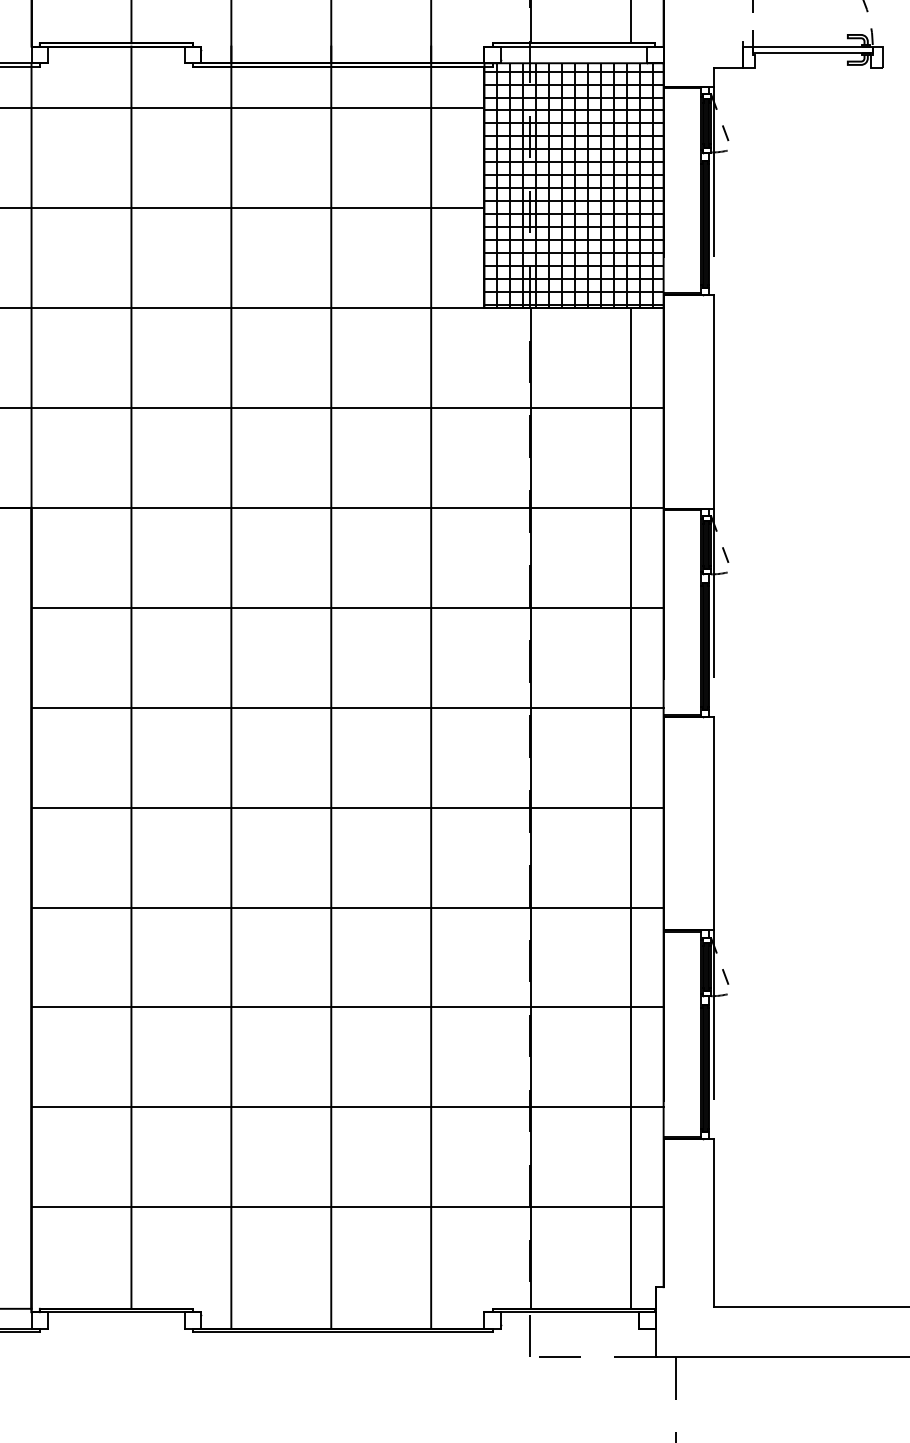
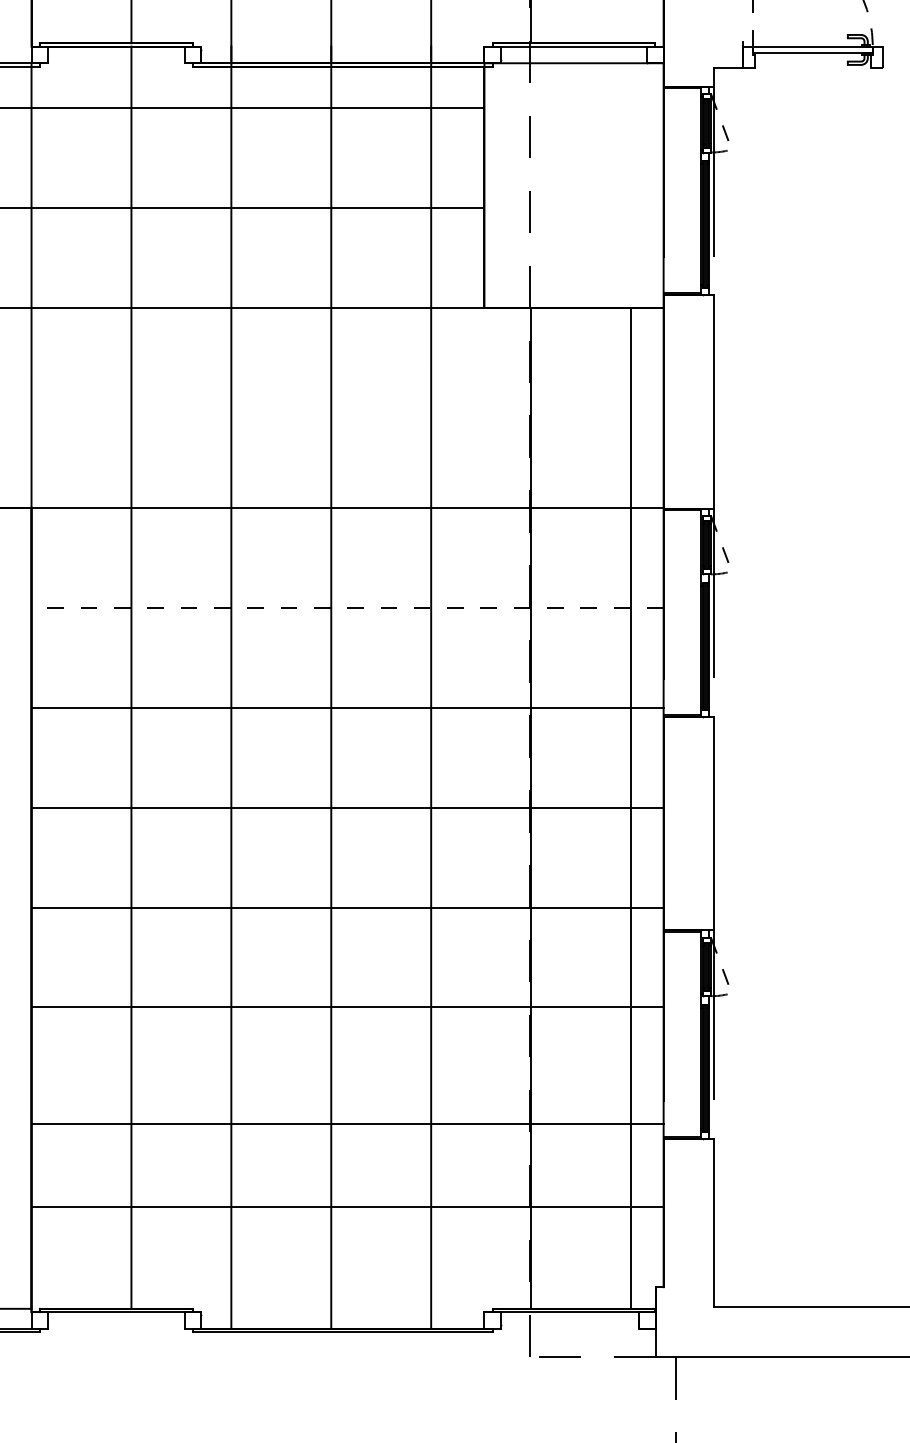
line: present -> none (631, 22)
hatch: present -> none (573, 185)
line: present -> none (332, 407)
line: solid -> dashed (347, 607)
line position: (347, 1107) -> (347, 1124) (347, 1124)
